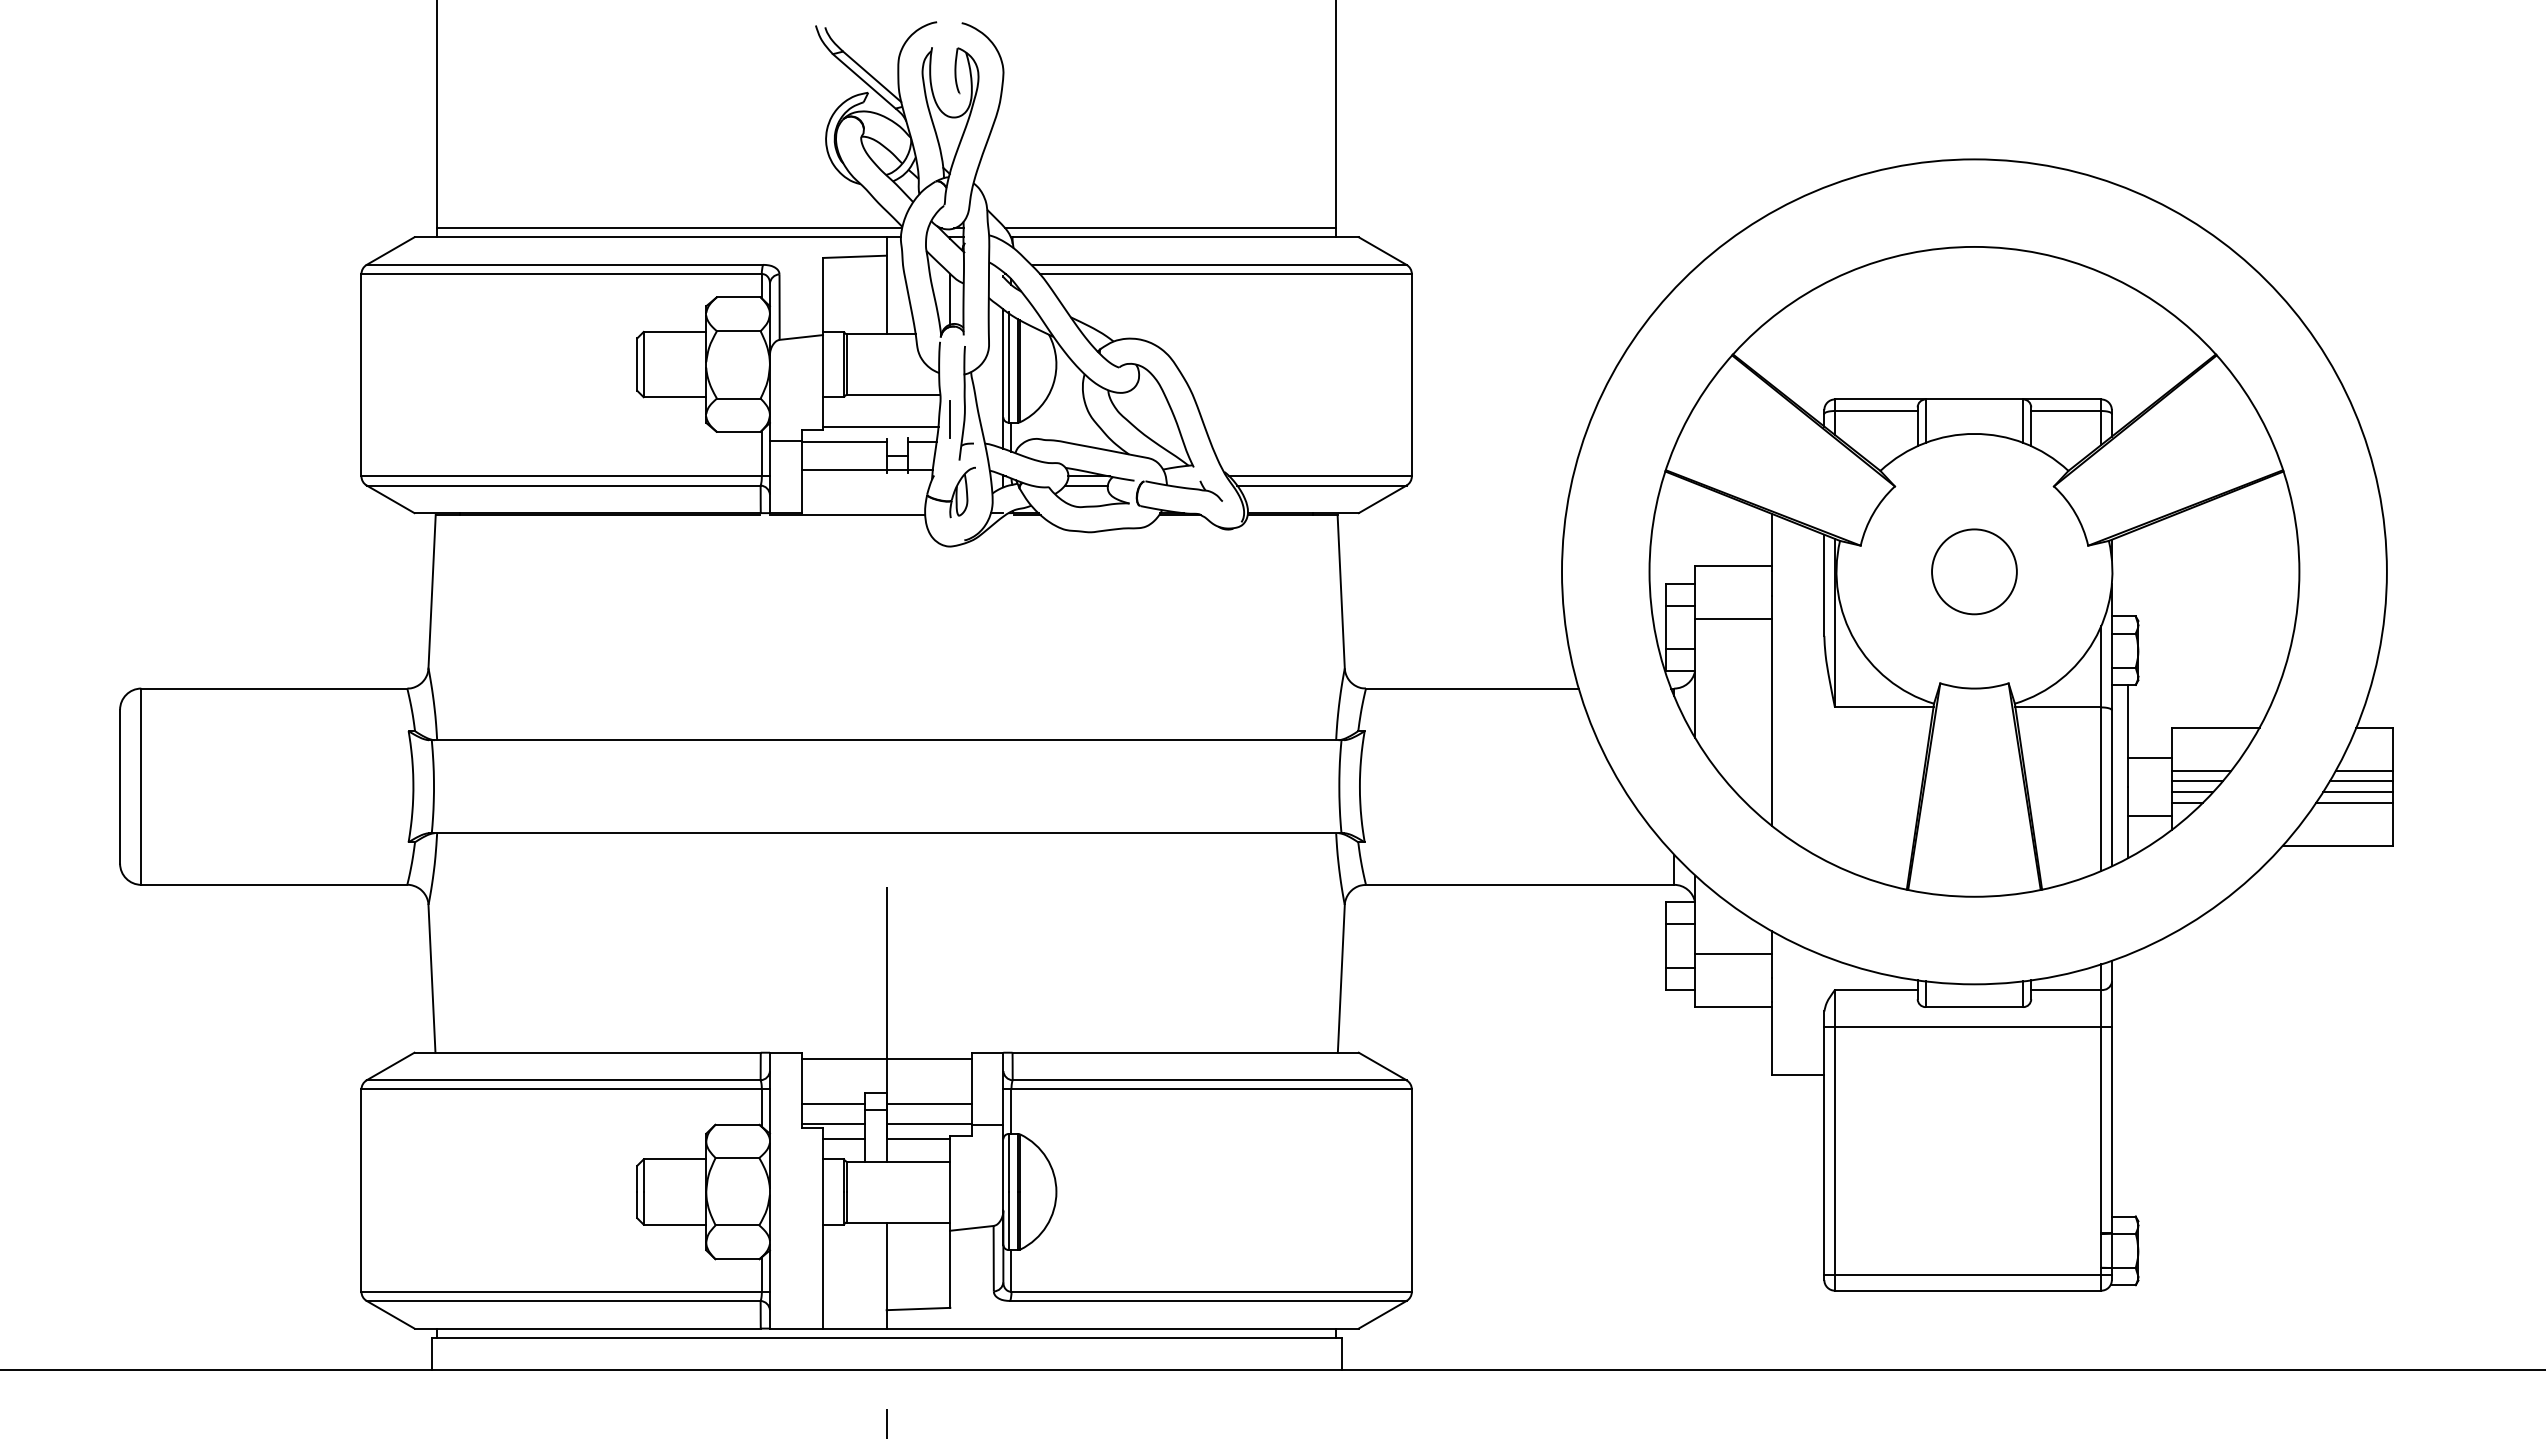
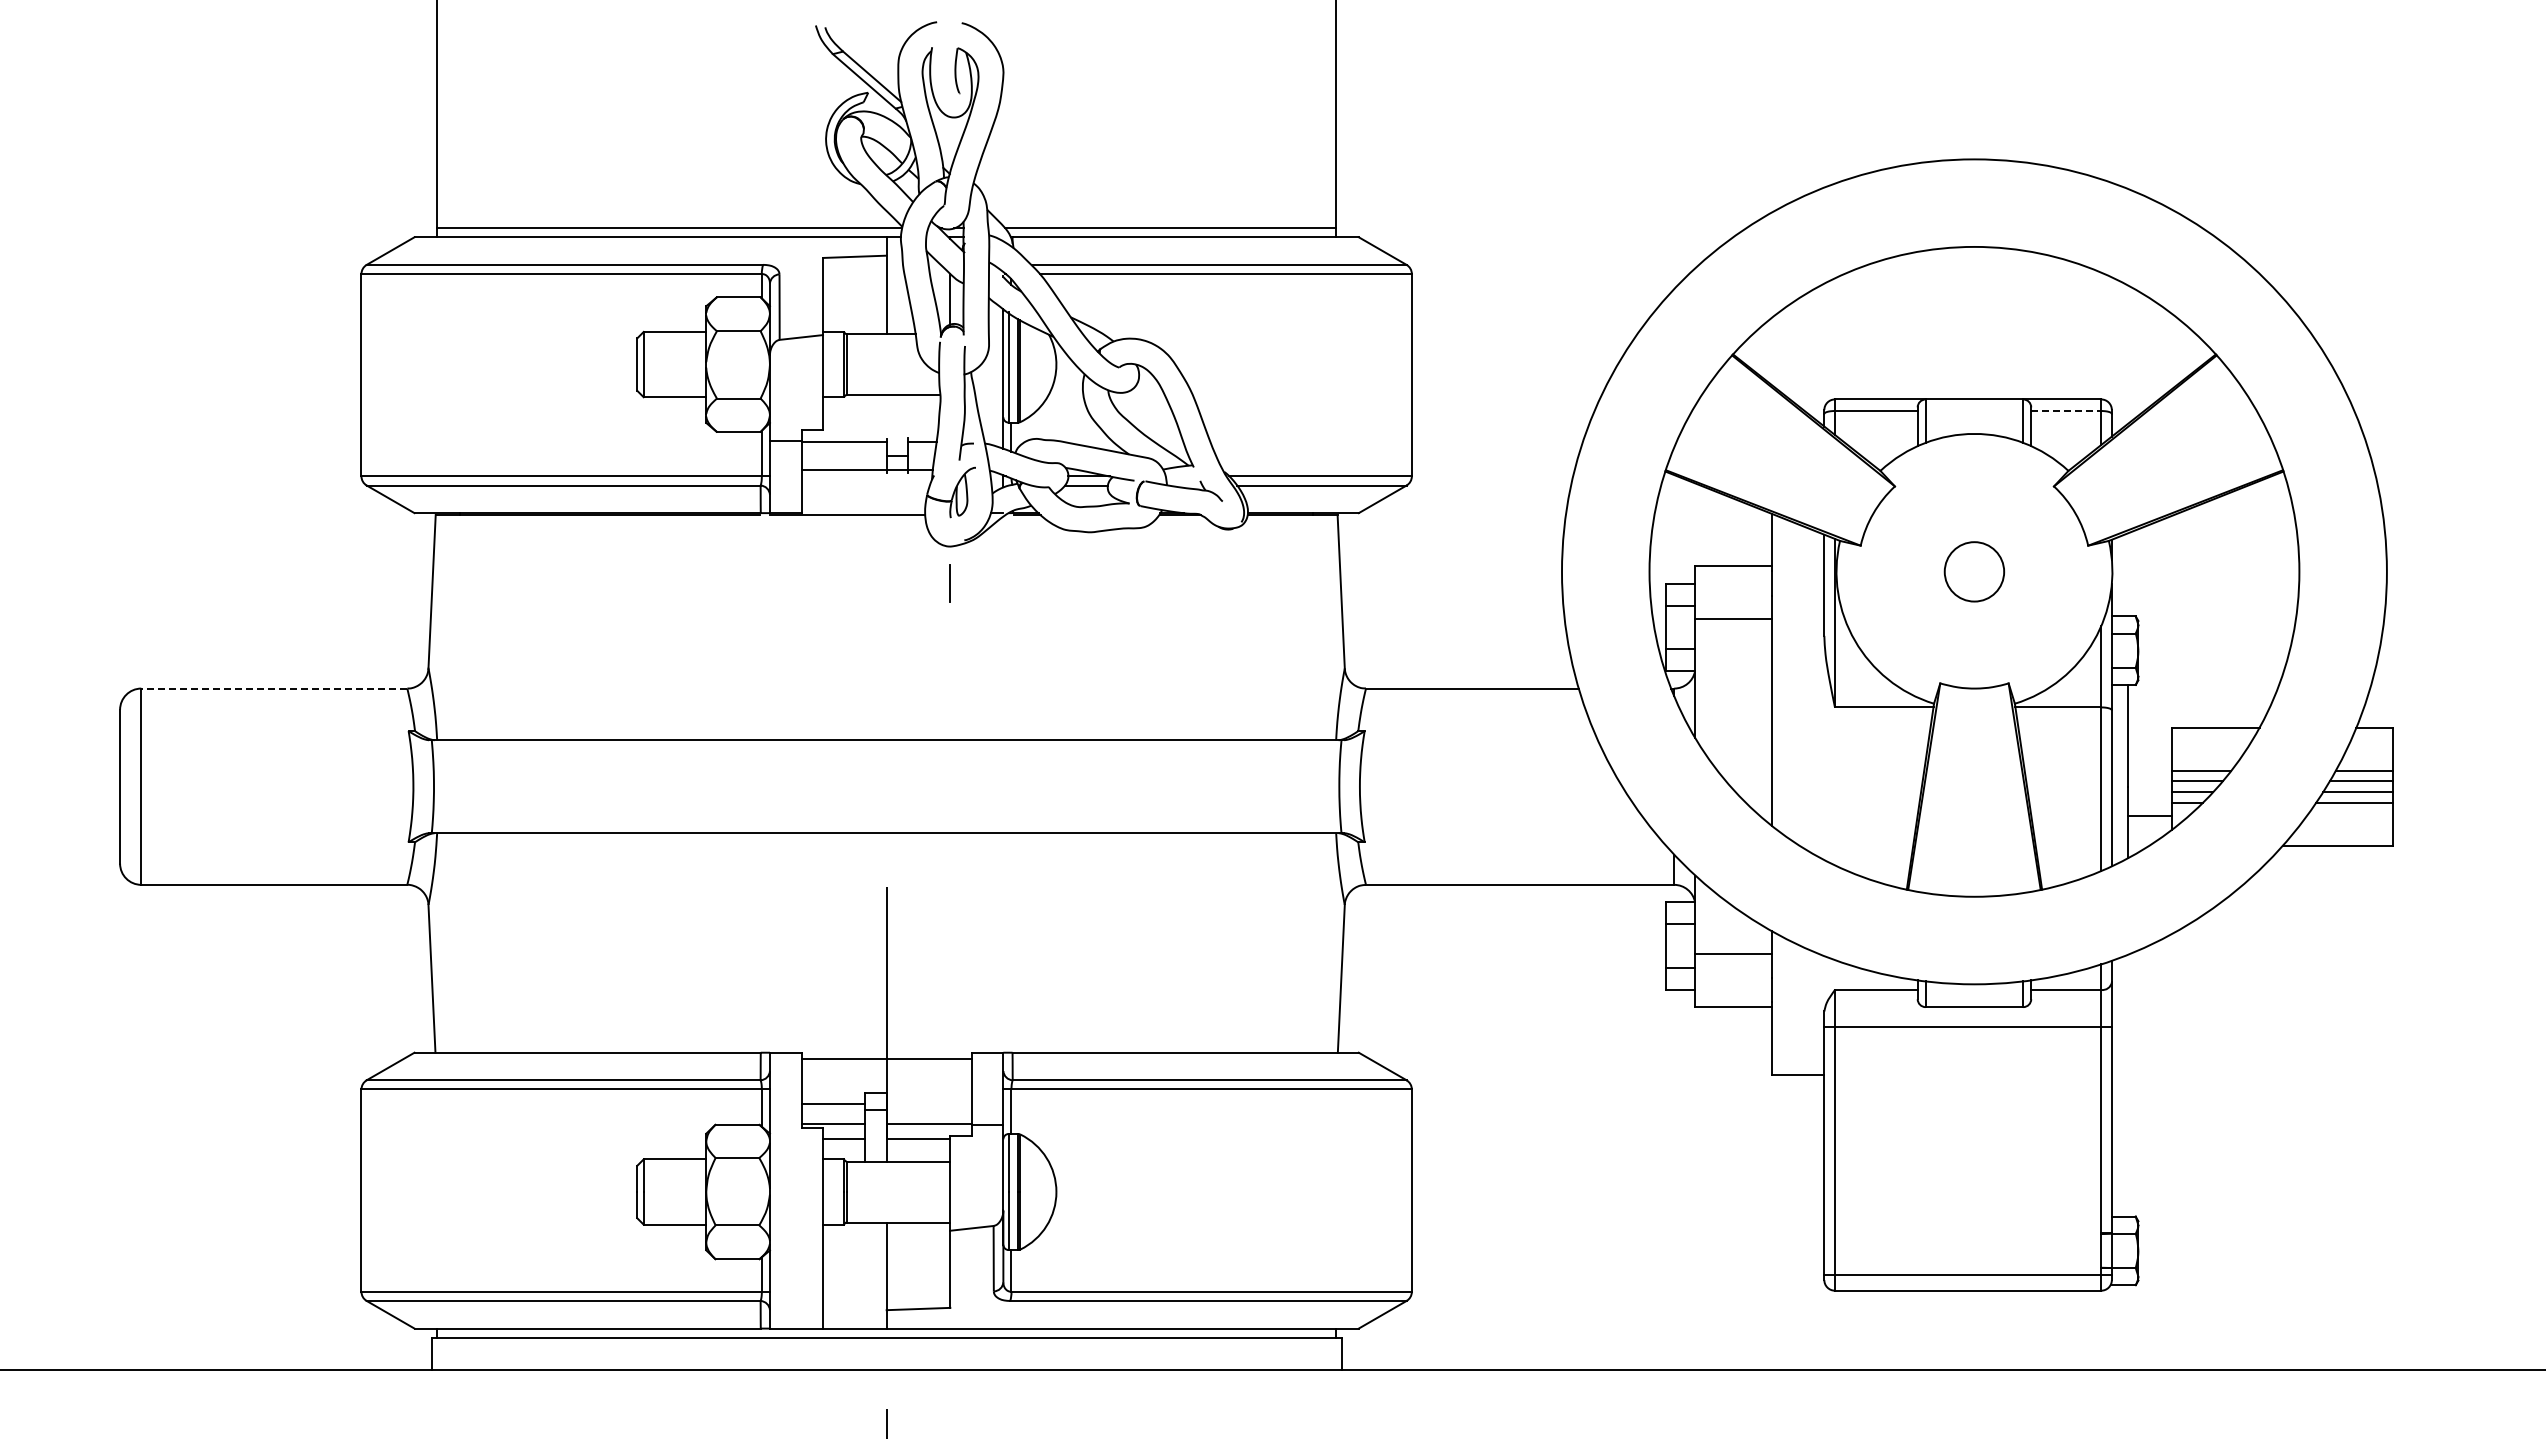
line: solid -> dashed (2066, 410)
line position: (949, 419) -> (949, 583) (949, 583)
line: present -> none (880, 426)
circle diameter: 85 px -> 59 px (1974, 571)
line: solid -> dashed (273, 688)
line: present -> none (2149, 757)
line: present -> none (928, 1103)
